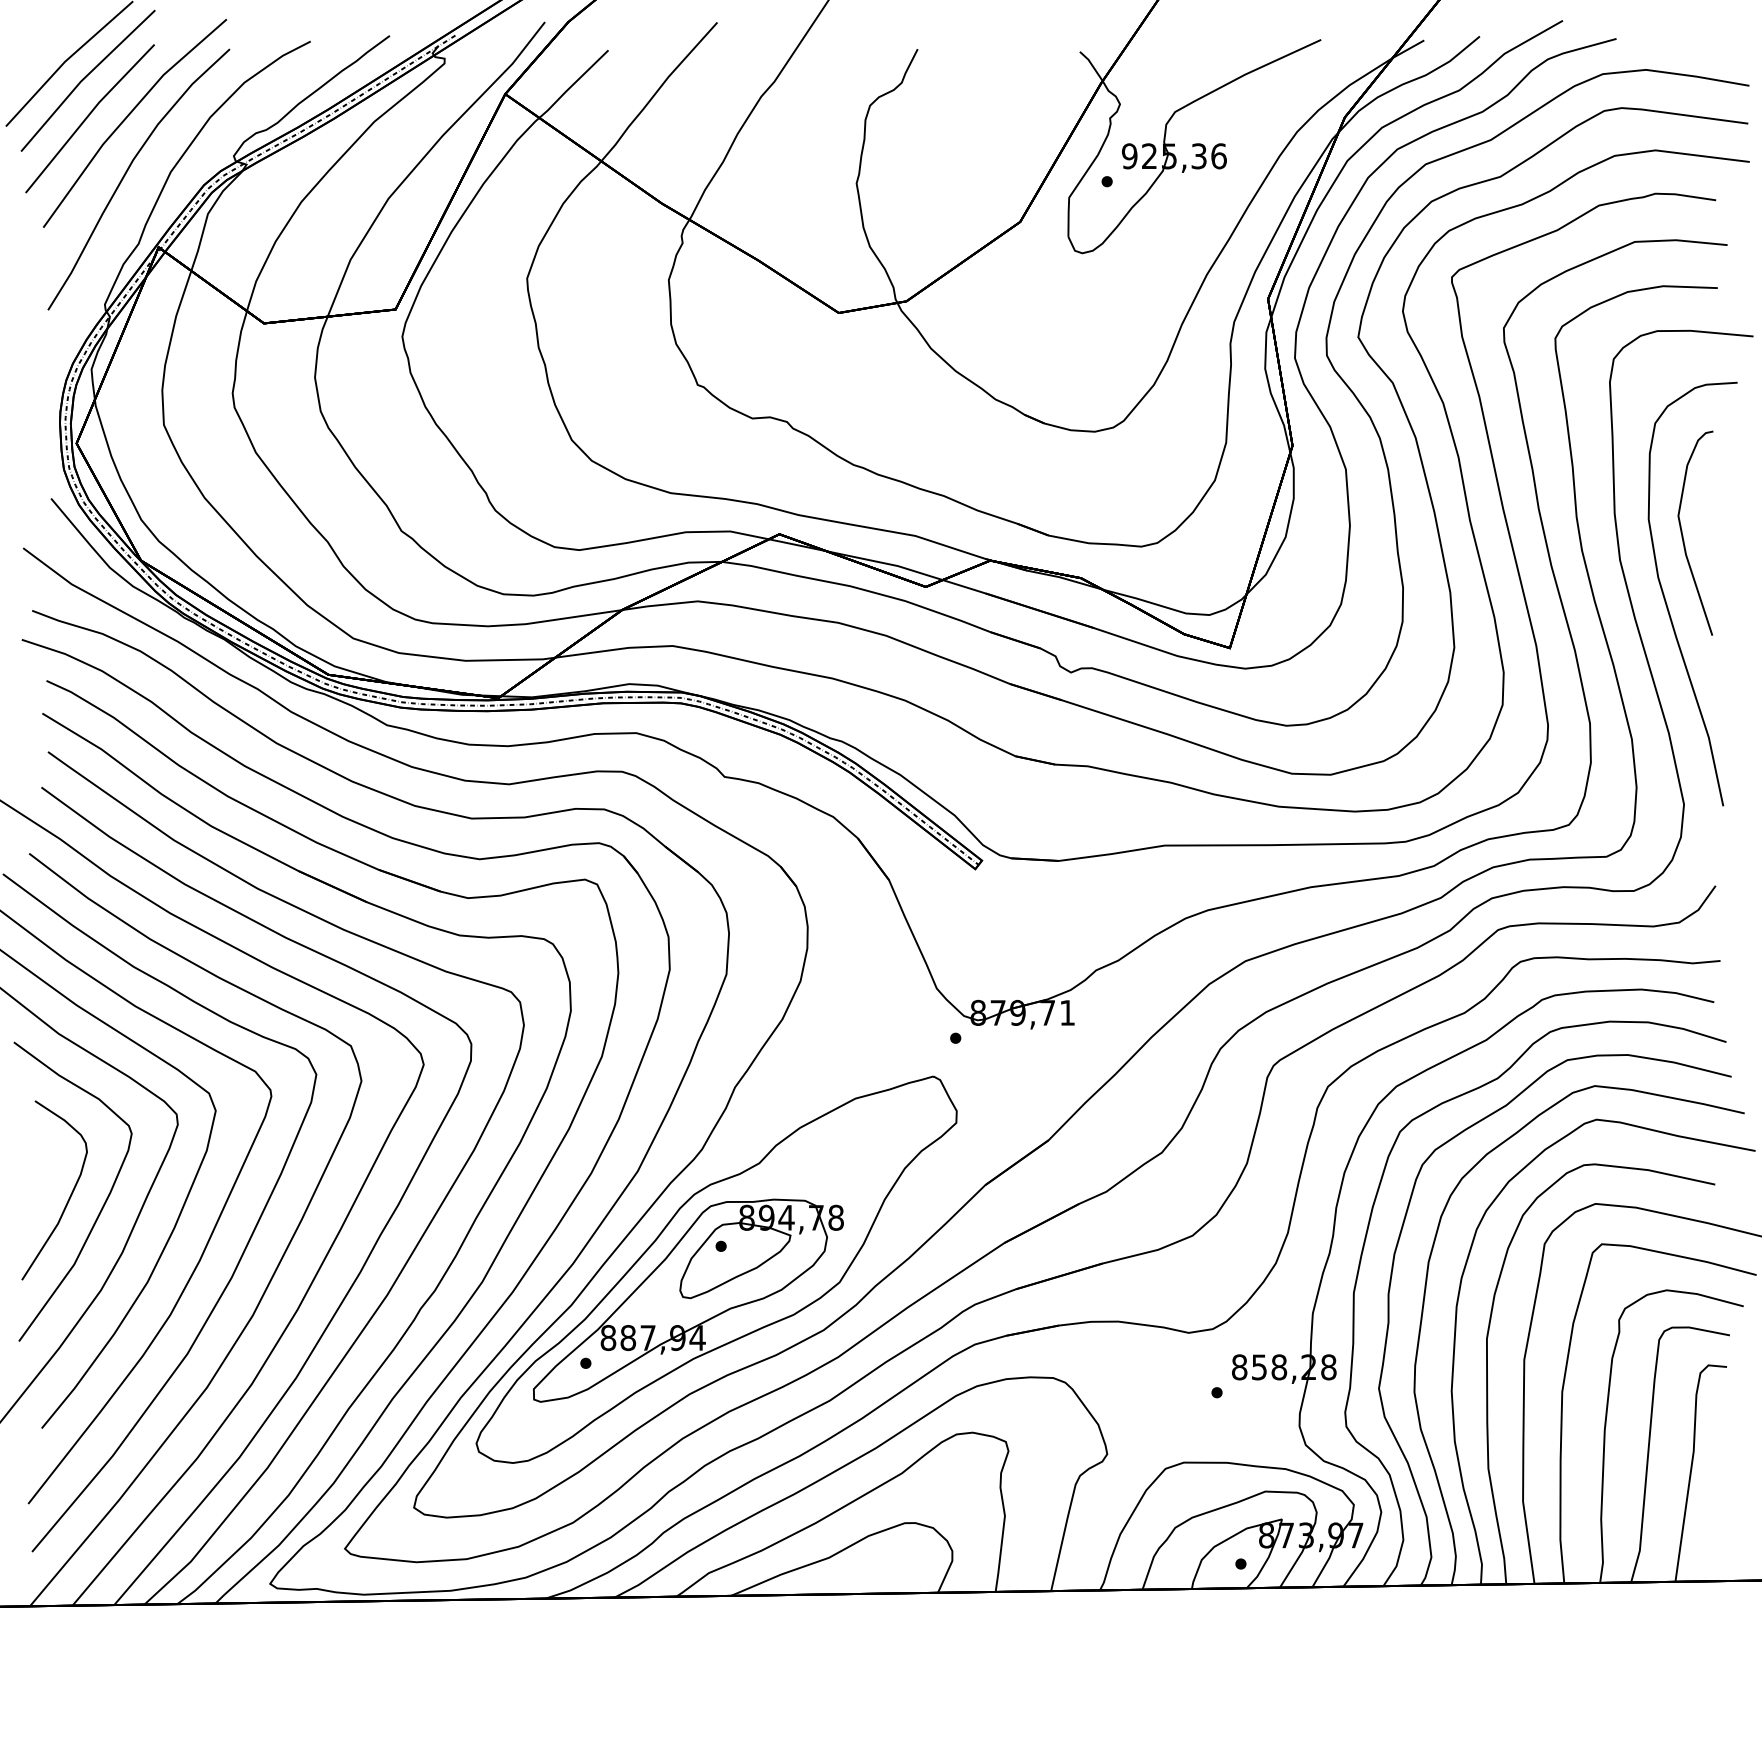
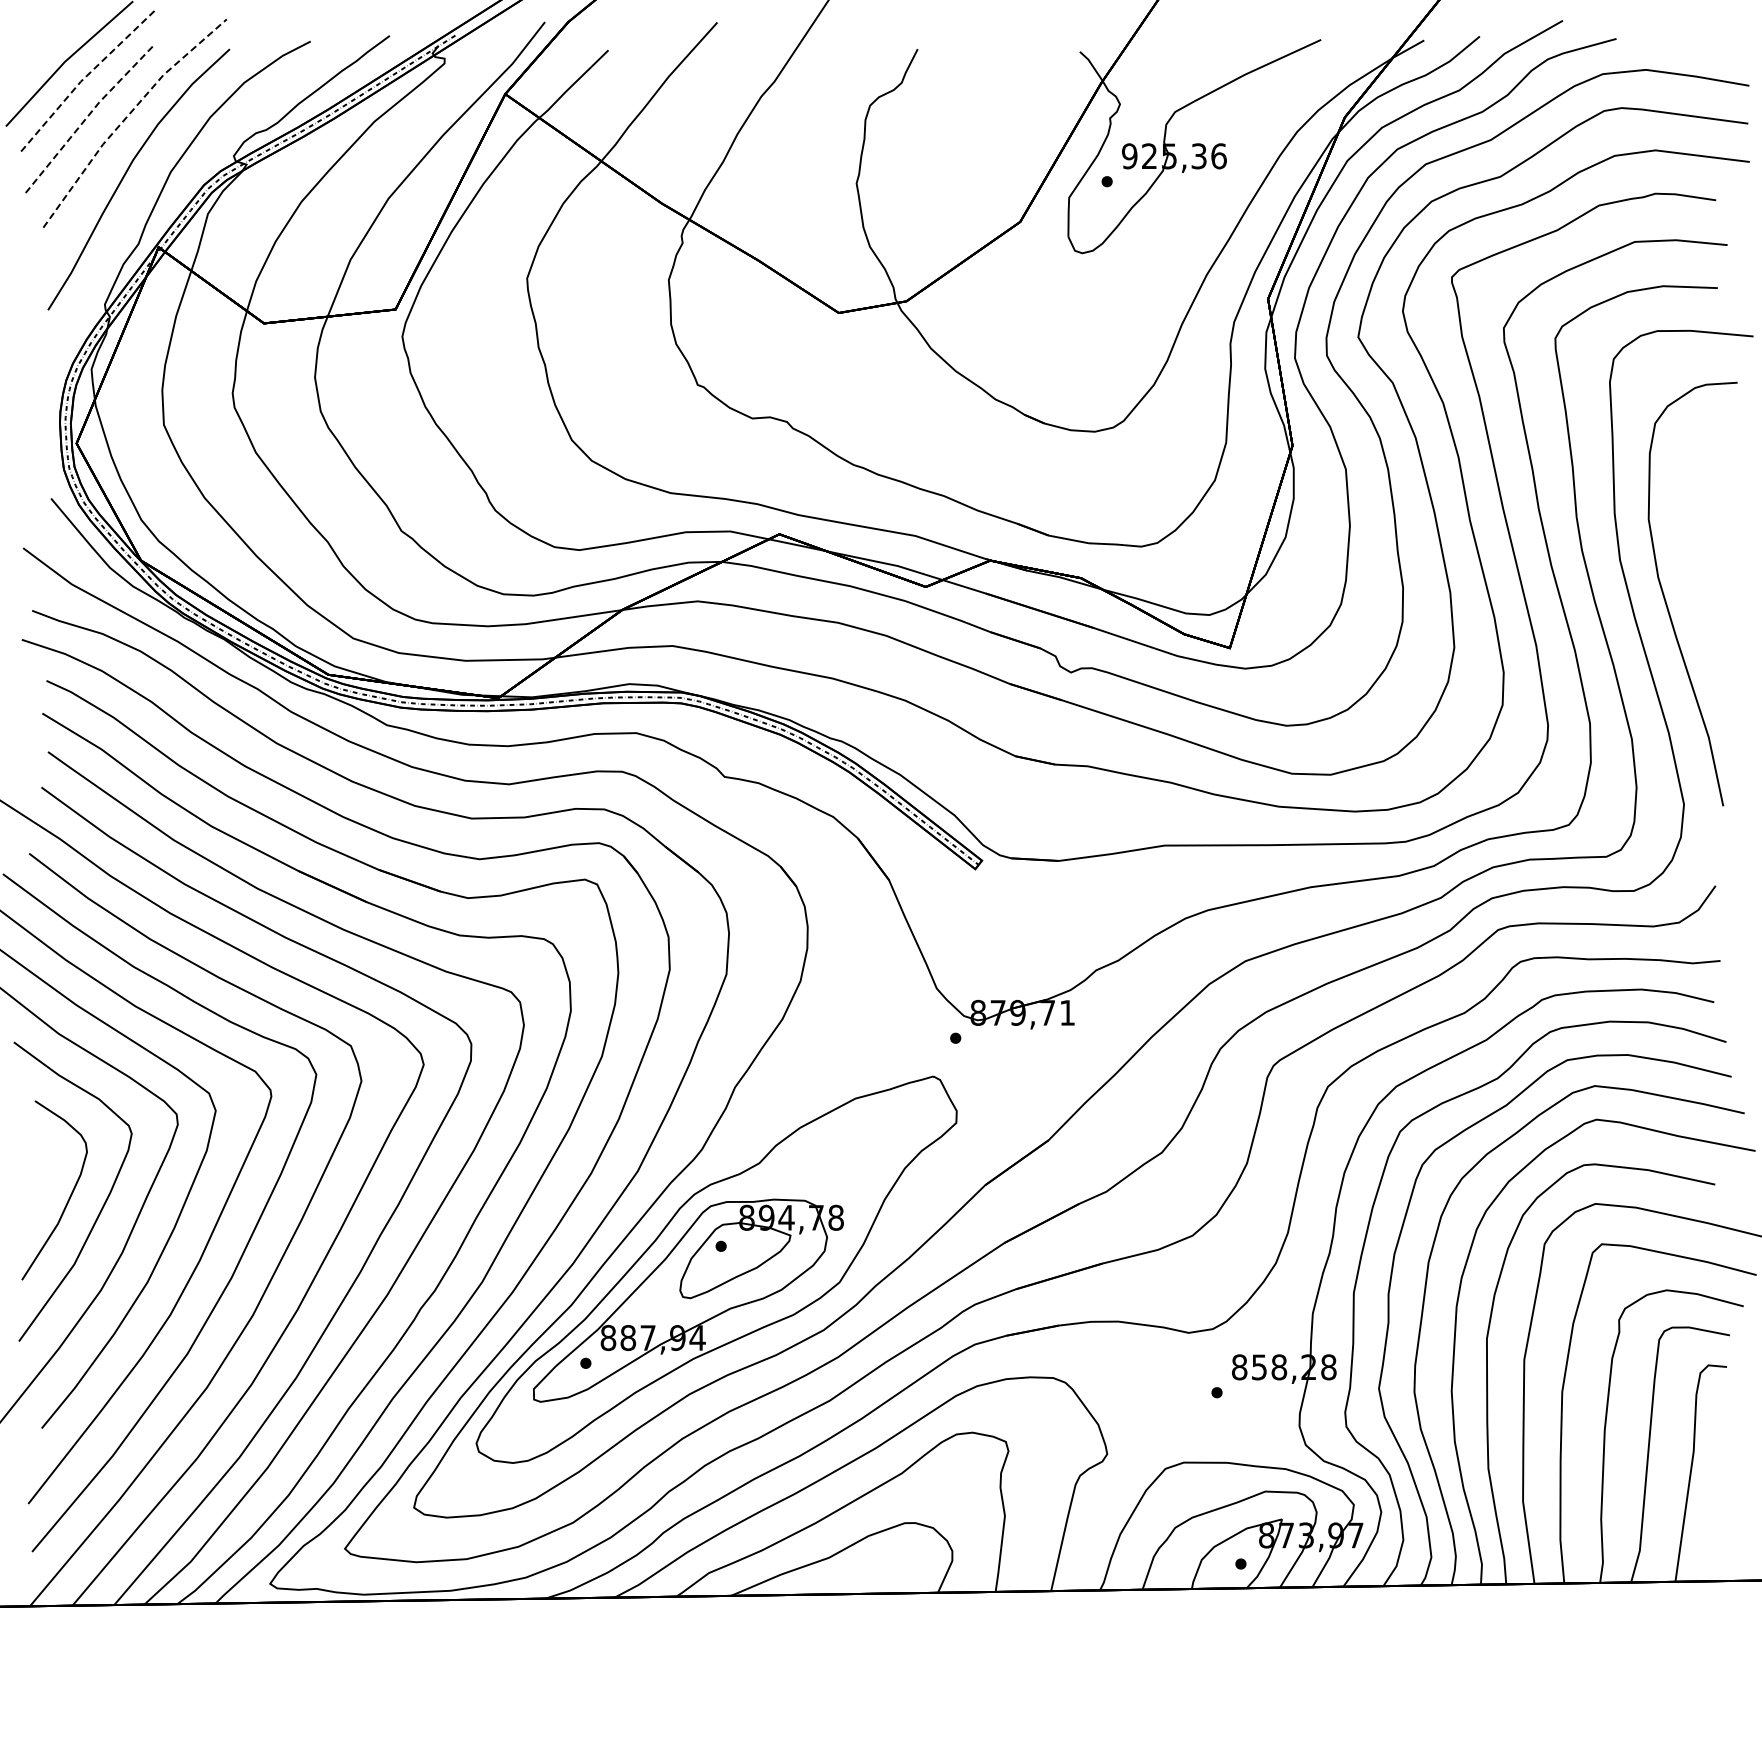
line: solid -> dashed (85, 77)
line: solid -> dashed (88, 115)
line: solid -> dashed (127, 116)
curve: present -> none (1683, 535)
